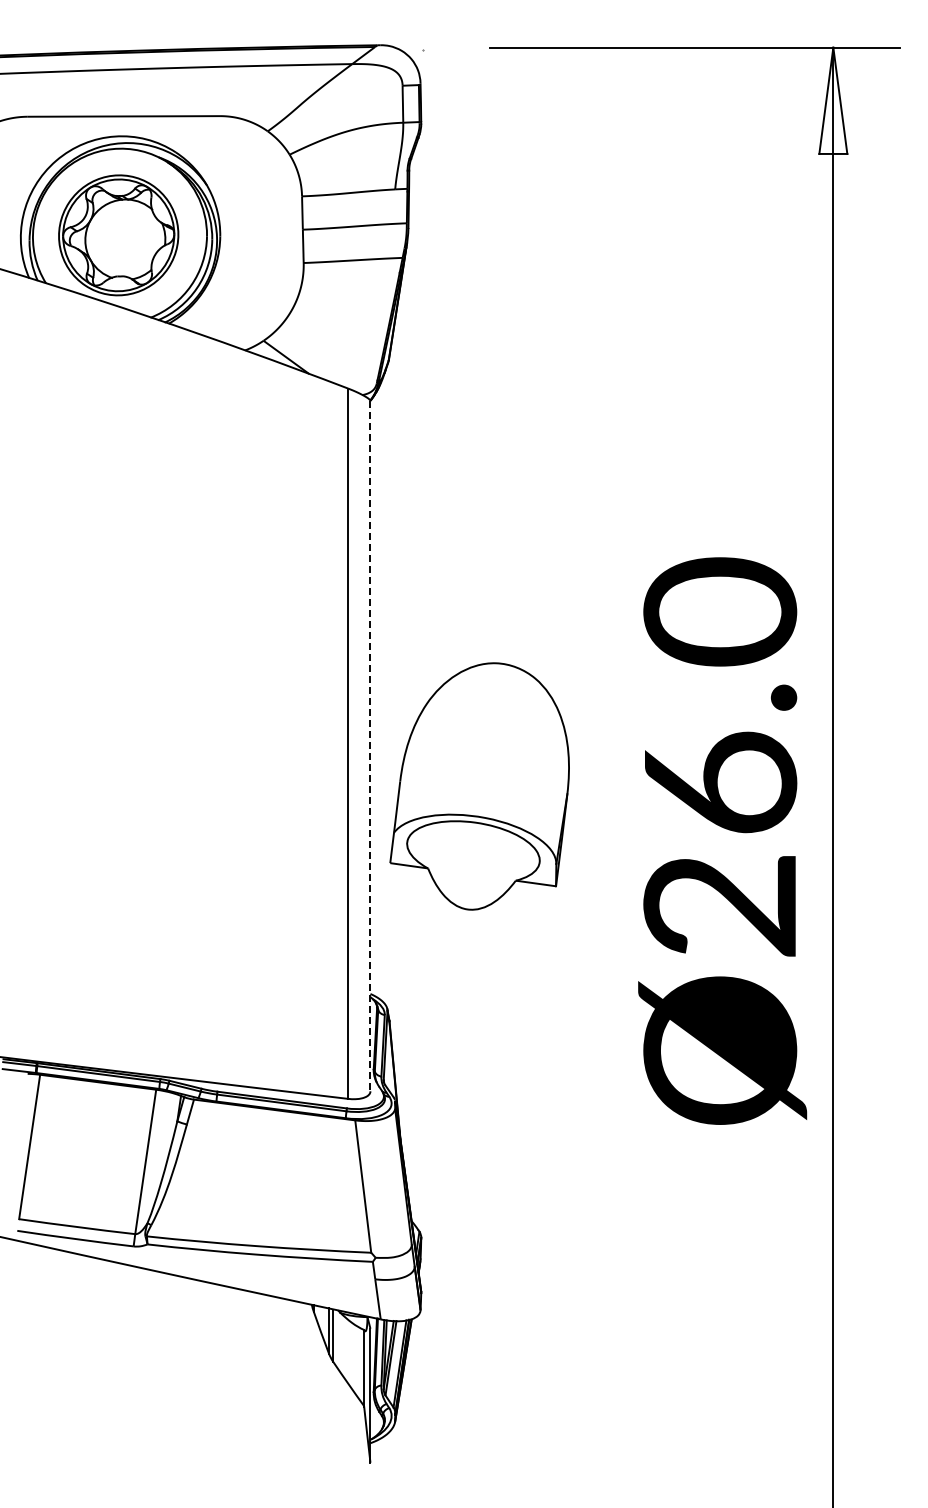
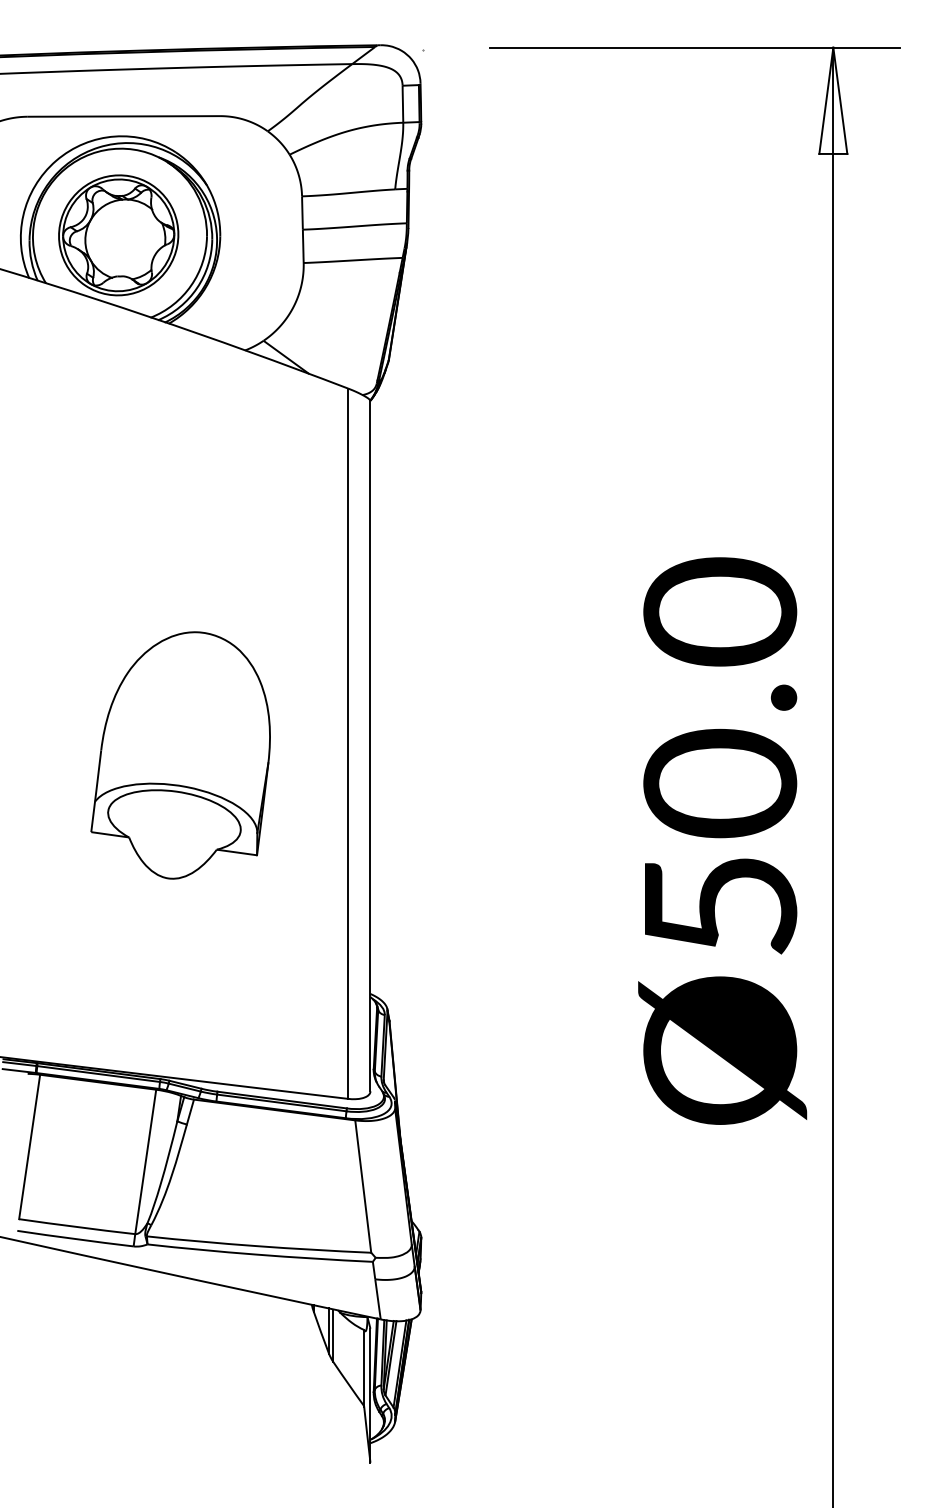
line: dashed -> solid (370, 746)
part position: (479, 786) -> (180, 755) (180, 755)
text: Ø26.0 -> Ø50.0 (720, 842)
